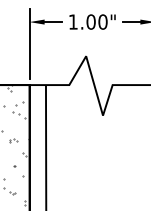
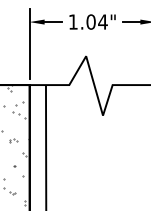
text: 1.00" -> 1.04" (102, 21)
